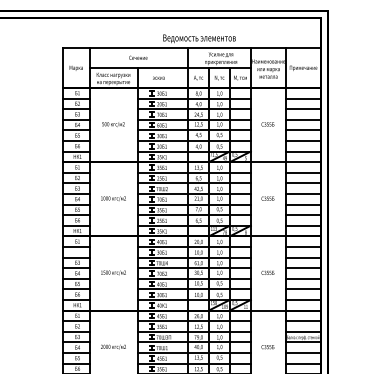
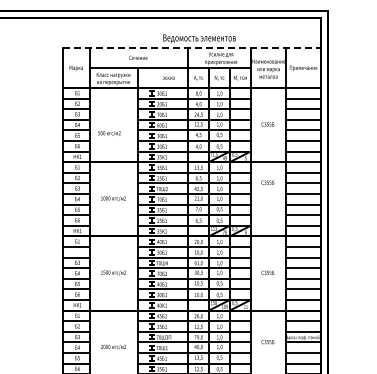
line: solid -> dashed (192, 48)
text position: (158, 77) -> (168, 77) (168, 77)
text position: (113, 124) -> (109, 133) (109, 133)
text position: (267, 198) -> (267, 182) (267, 182)
text position: (267, 347) -> (267, 342) (267, 342)
